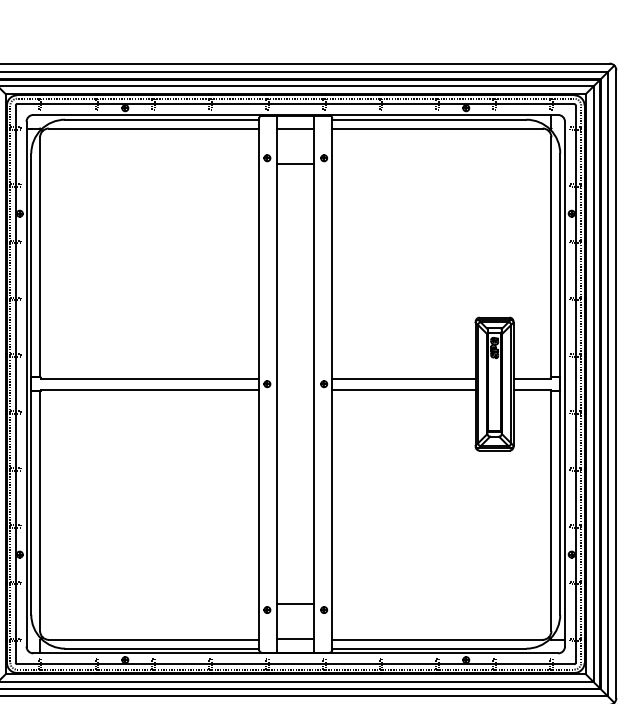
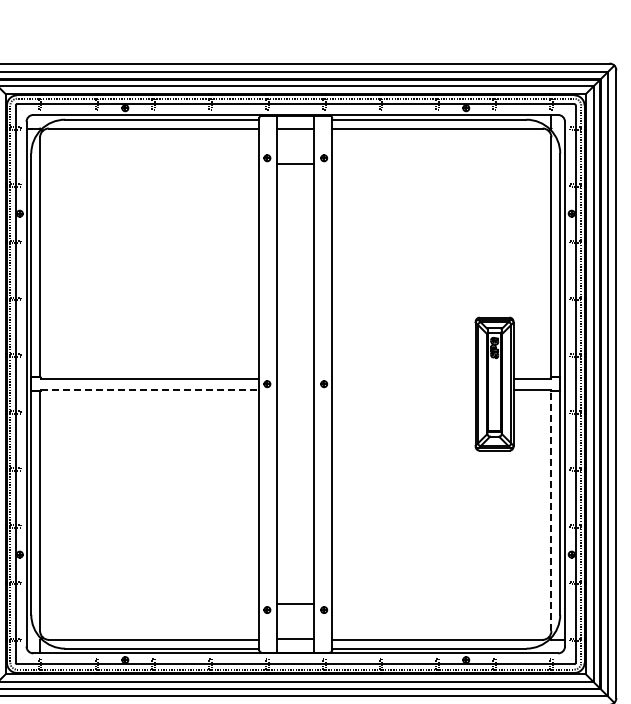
line: present -> none (403, 378)
line: solid -> dashed (150, 389)
line: present -> none (403, 389)
line: solid -> dashed (551, 511)
